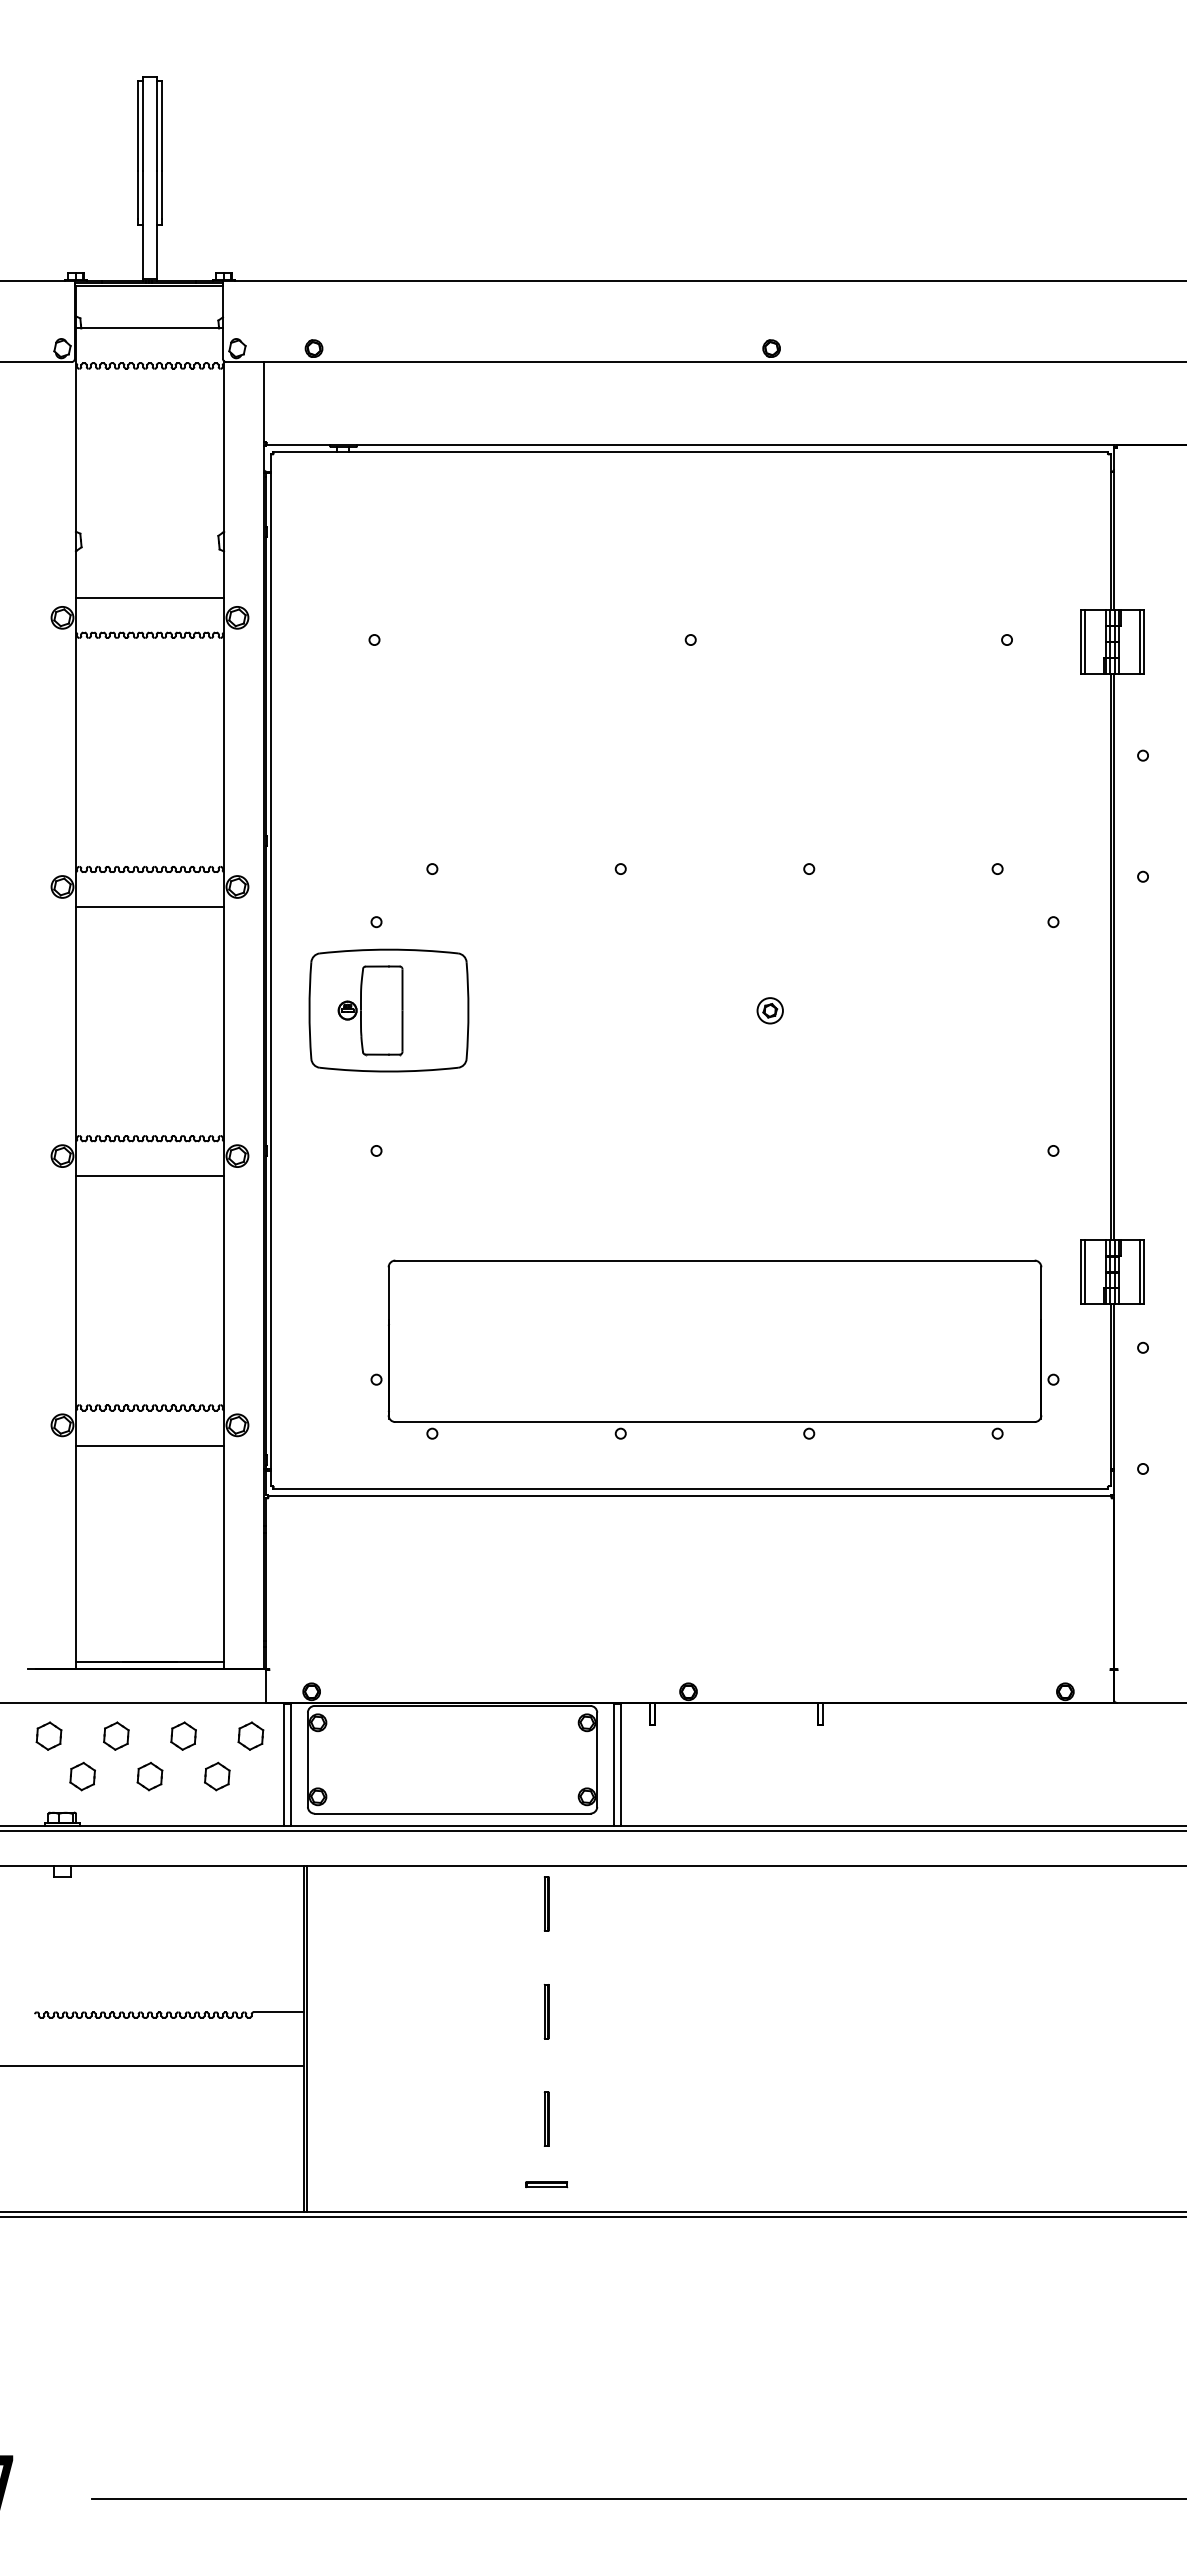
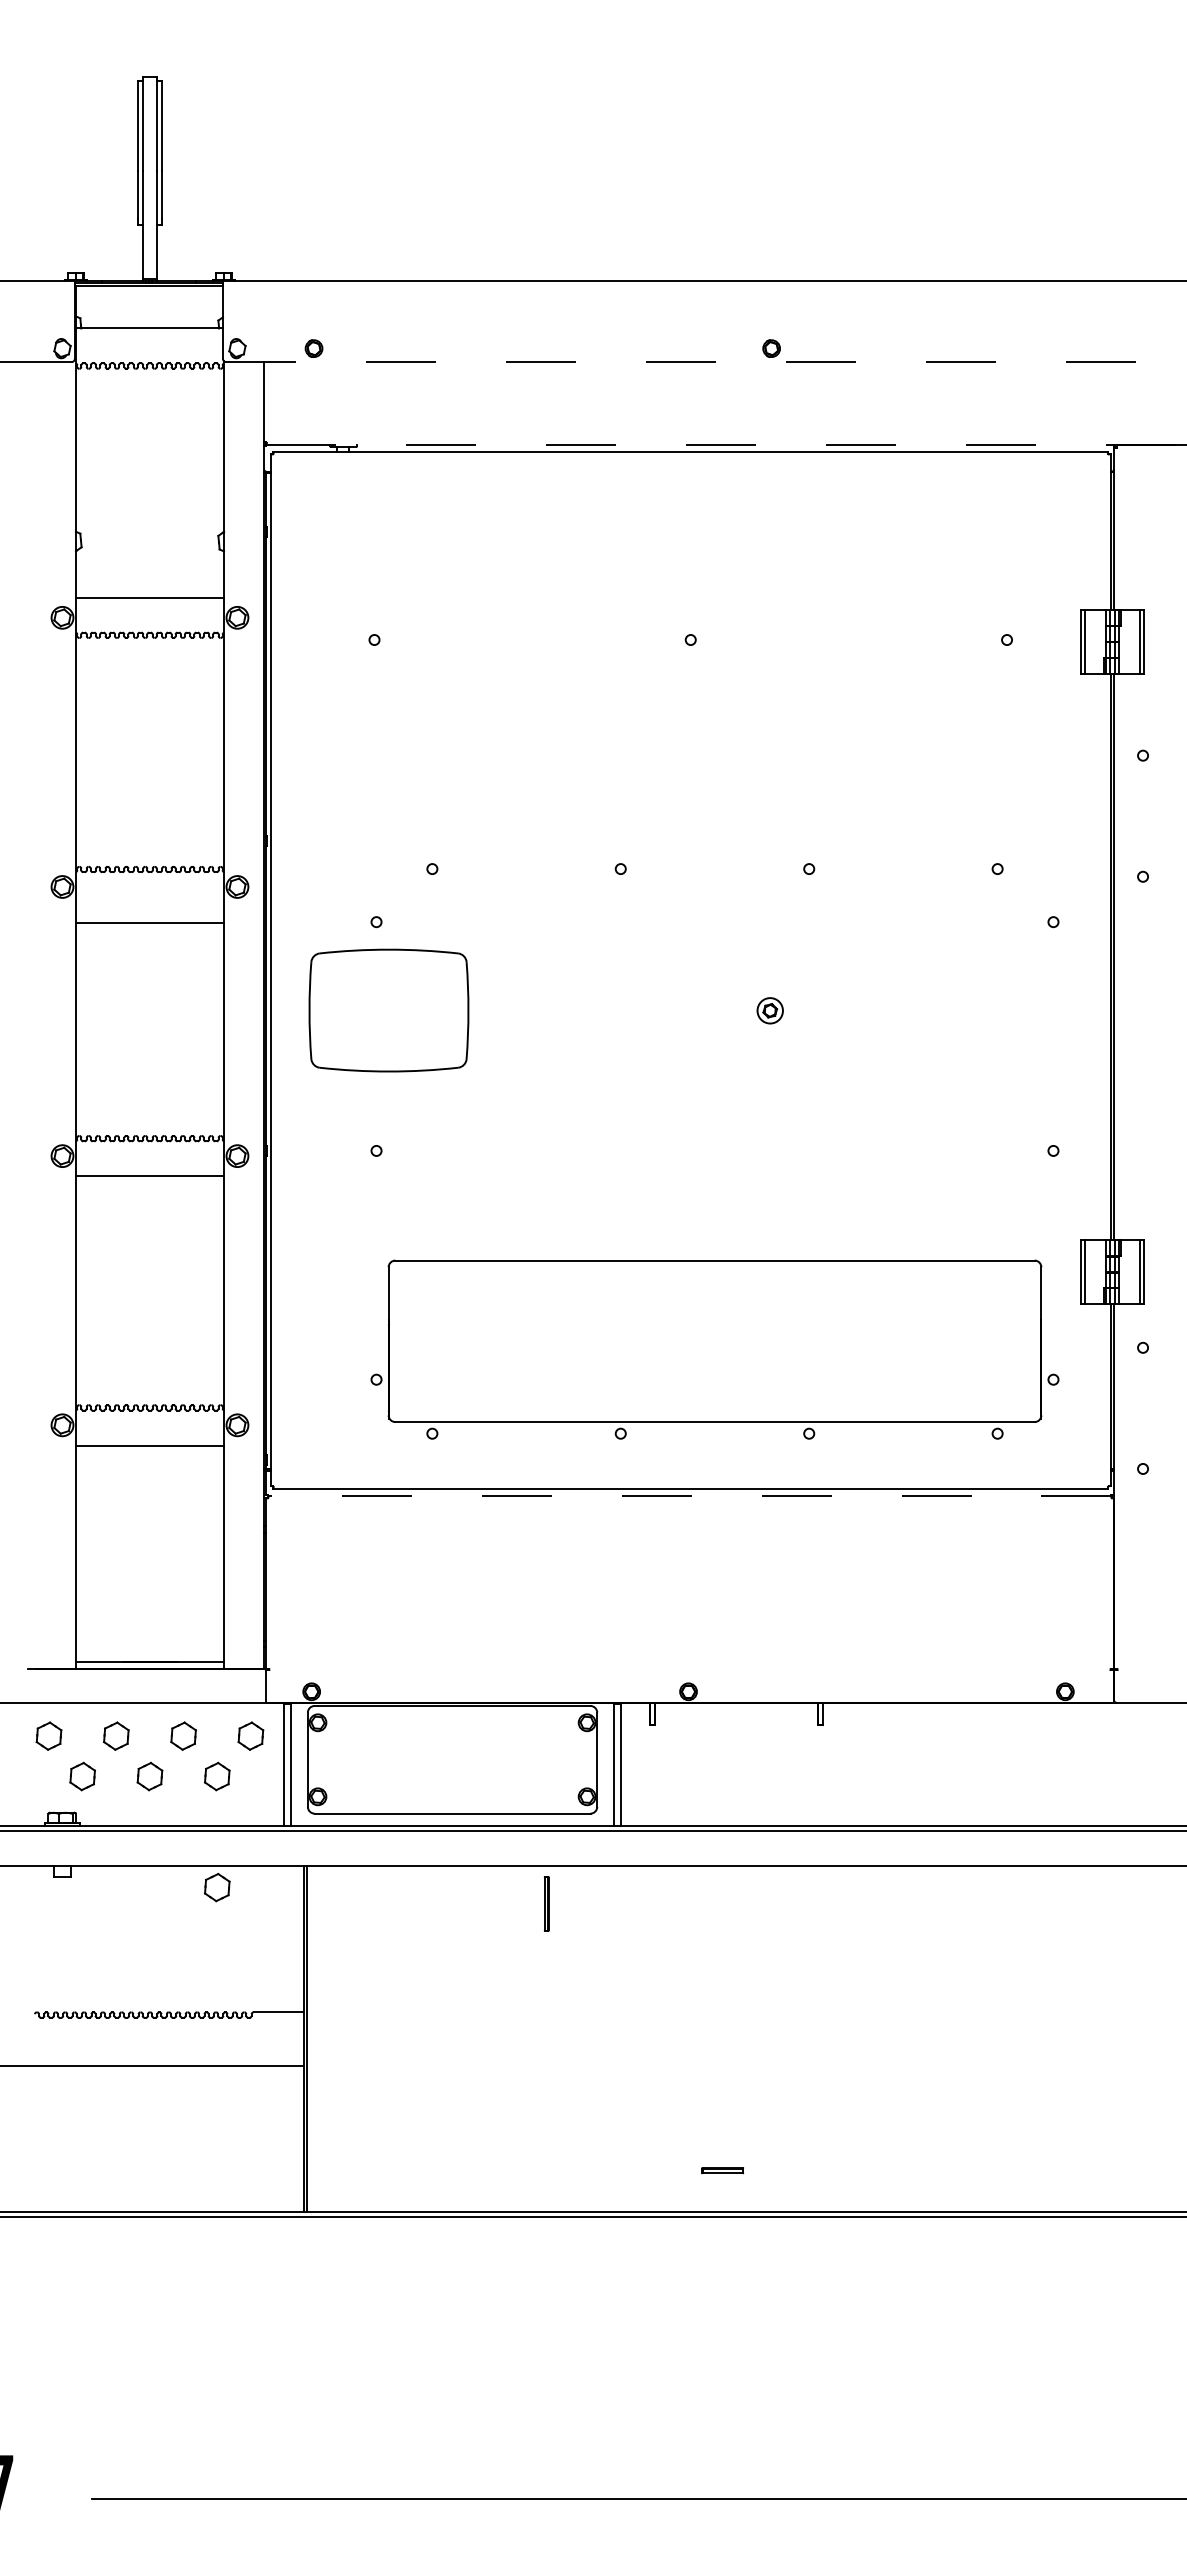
line: solid -> dashed (706, 362)
line: solid -> dashed (726, 444)
line position: (149, 907) -> (149, 923) (149, 923)
part: present -> none (370, 1010)
line: solid -> dashed (689, 1495)
part: none -> present (217, 1887)
part: present -> none (546, 2011)
part: present -> none (546, 2118)
part position: (546, 2184) -> (722, 2170) (722, 2170)
